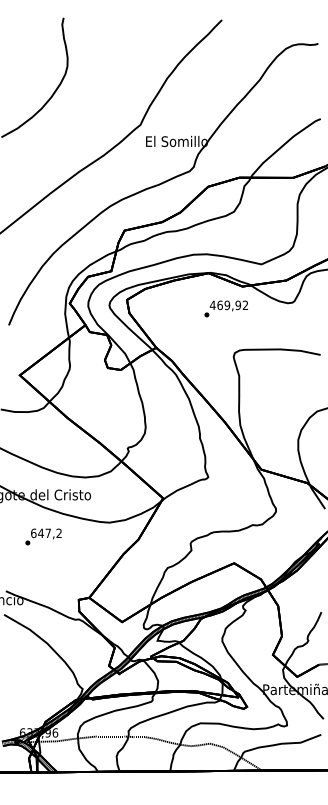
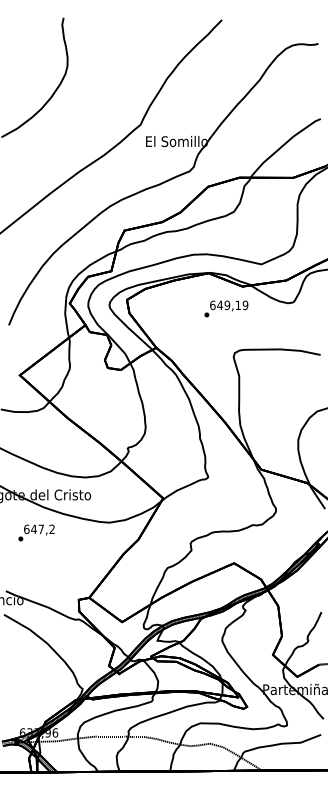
text: 469,92 -> 649,19 (228, 305)
text position: (43, 536) -> (36, 532) (36, 532)
